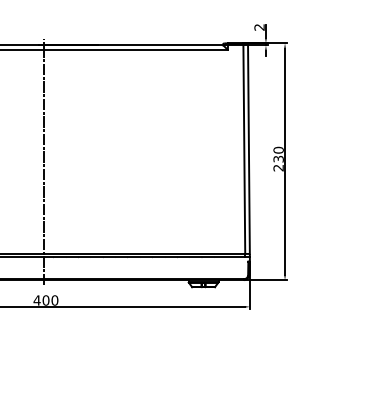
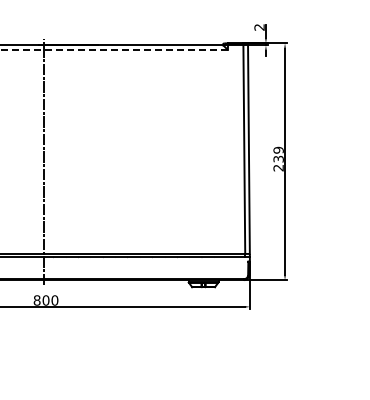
line: solid -> dashed (114, 50)
text: 230 -> 239 (278, 150)
text: 400 -> 800 (36, 300)
